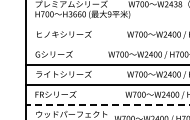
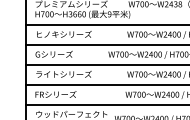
line: none -> present (106, 25)
line: none -> present (106, 45)
line: dashed -> solid (108, 104)
